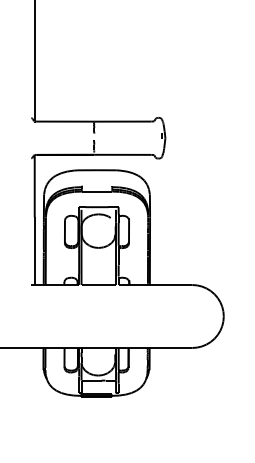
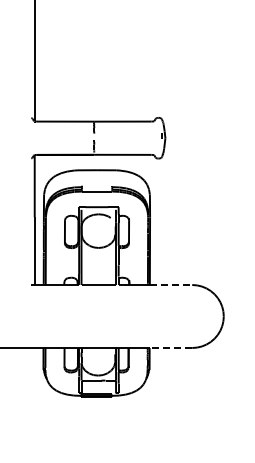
line: solid -> dashed (171, 285)
line: solid -> dashed (170, 348)
